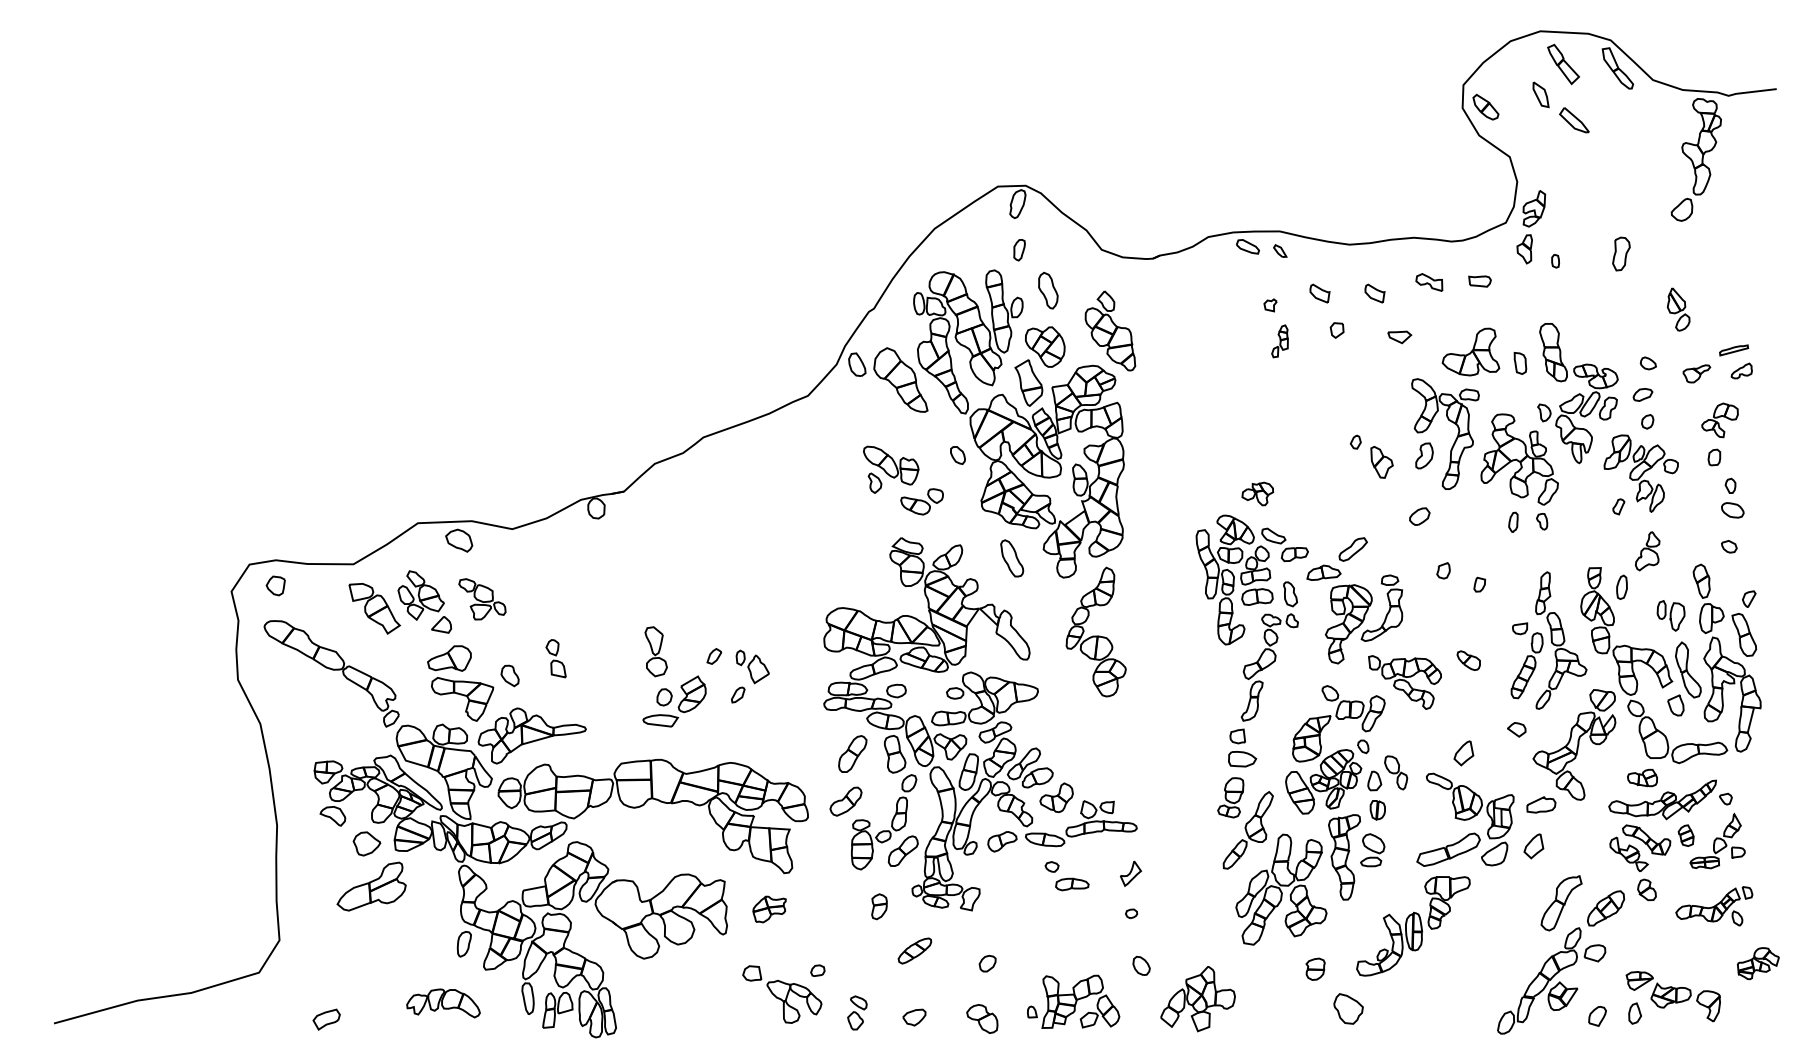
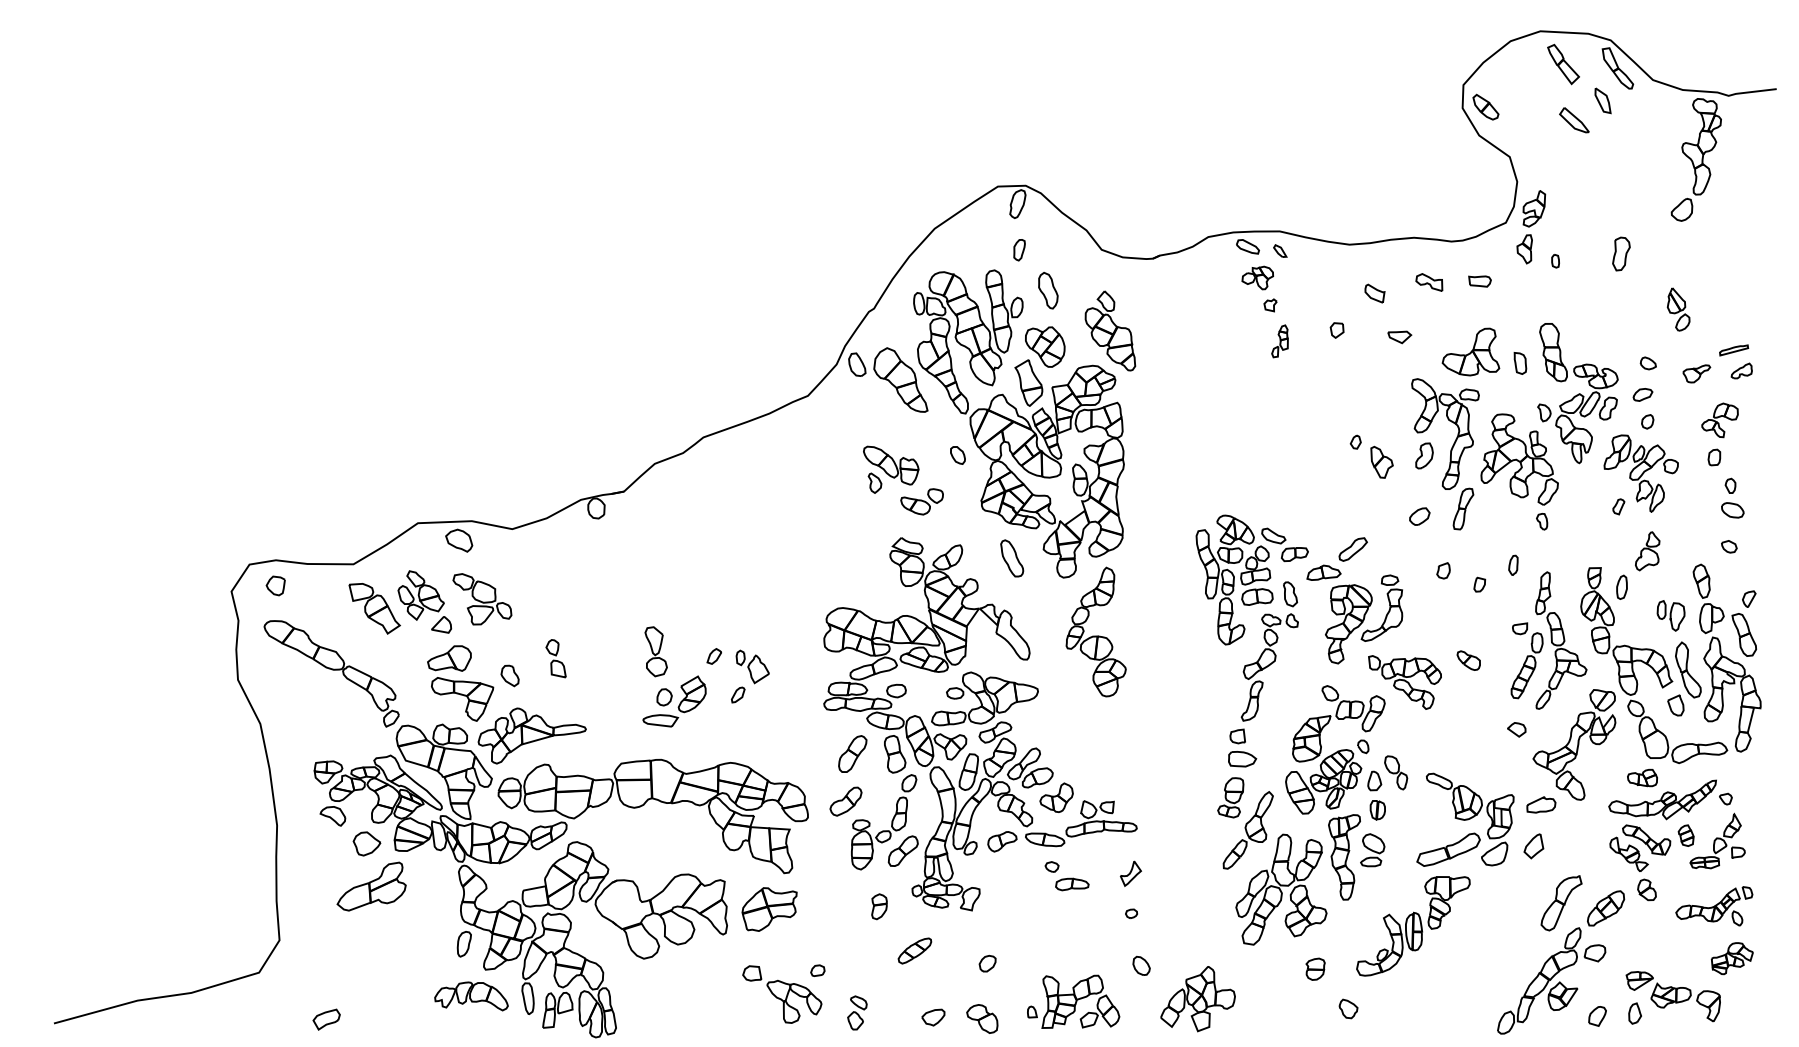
part position: (1540, 94) -> (1602, 100) (1602, 100)
part: present -> none (1319, 293)
part position: (1257, 493) -> (1257, 277) (1257, 277)
part: none -> present (1463, 508)
part position: (1513, 521) -> (1513, 564) (1513, 564)
part size: 49x43 px -> 61x53 px (482, 599)
part: present -> none (1463, 753)
part size: 35x29 px -> 57x45 px (769, 909)
part position: (1757, 963) -> (1731, 958) (1731, 958)
part position: (443, 1003) -> (471, 996) (471, 996)
part size: 31x32 px -> 21x22 px (1348, 1008)
part position: (914, 1017) -> (933, 1017) (933, 1017)
